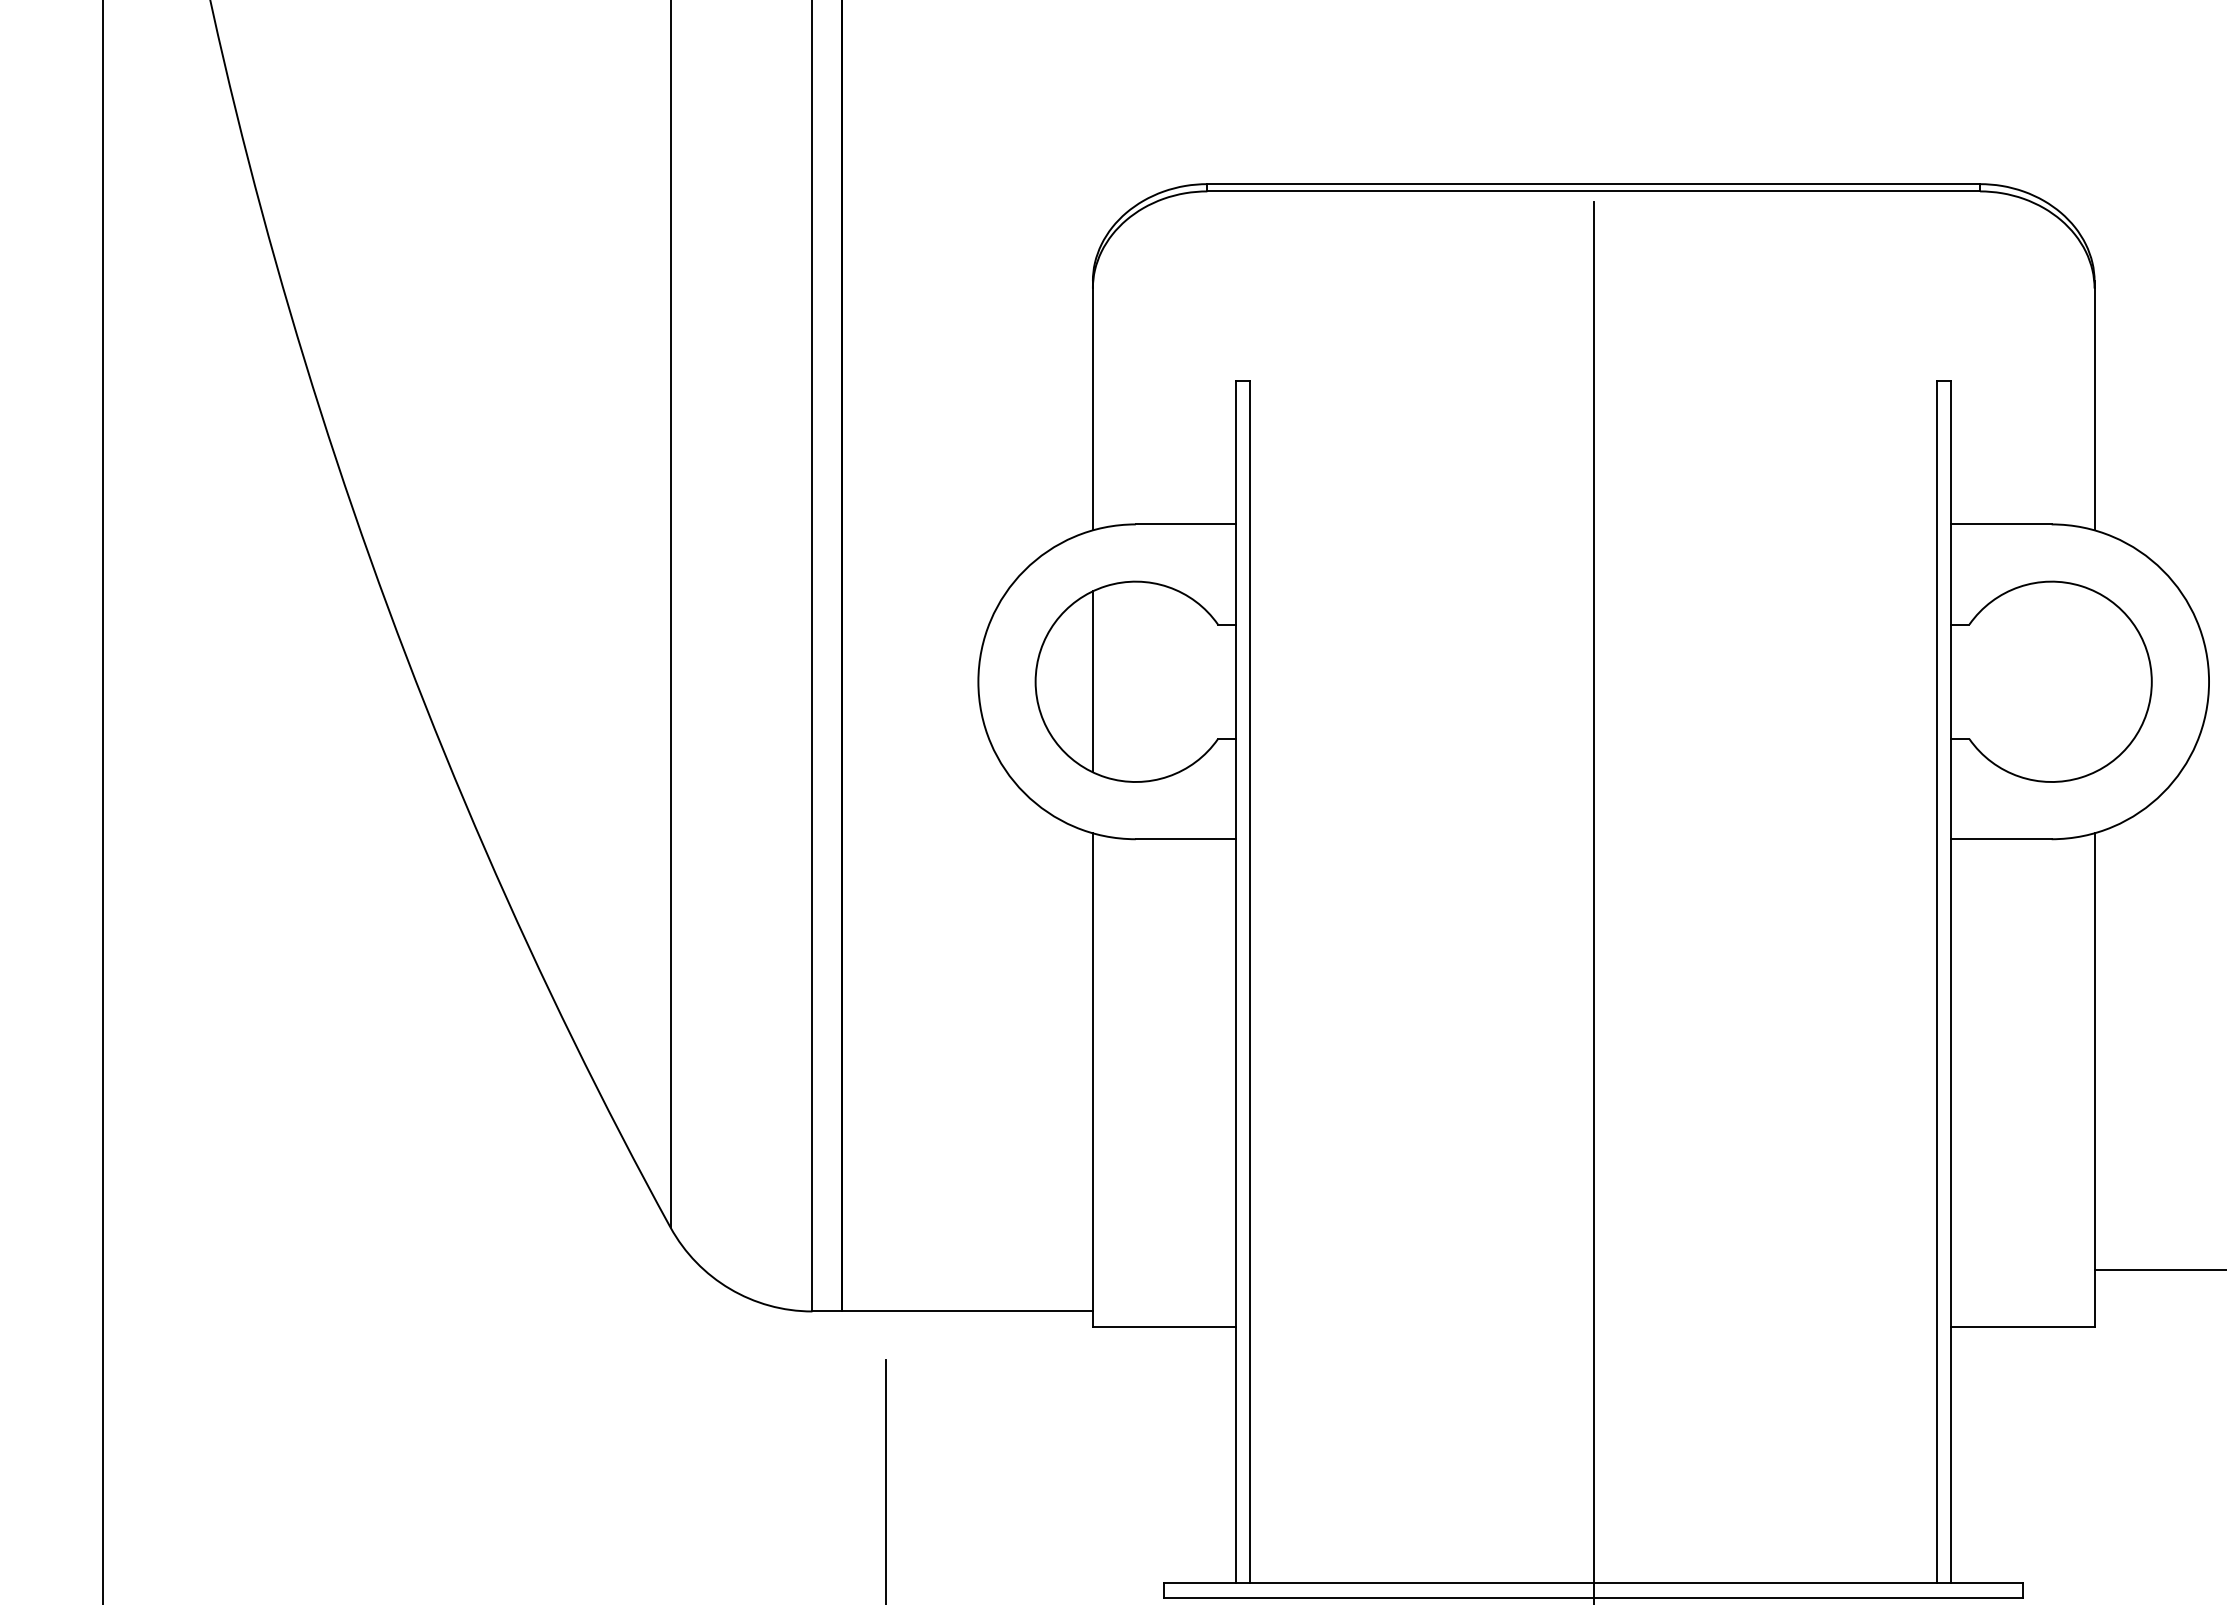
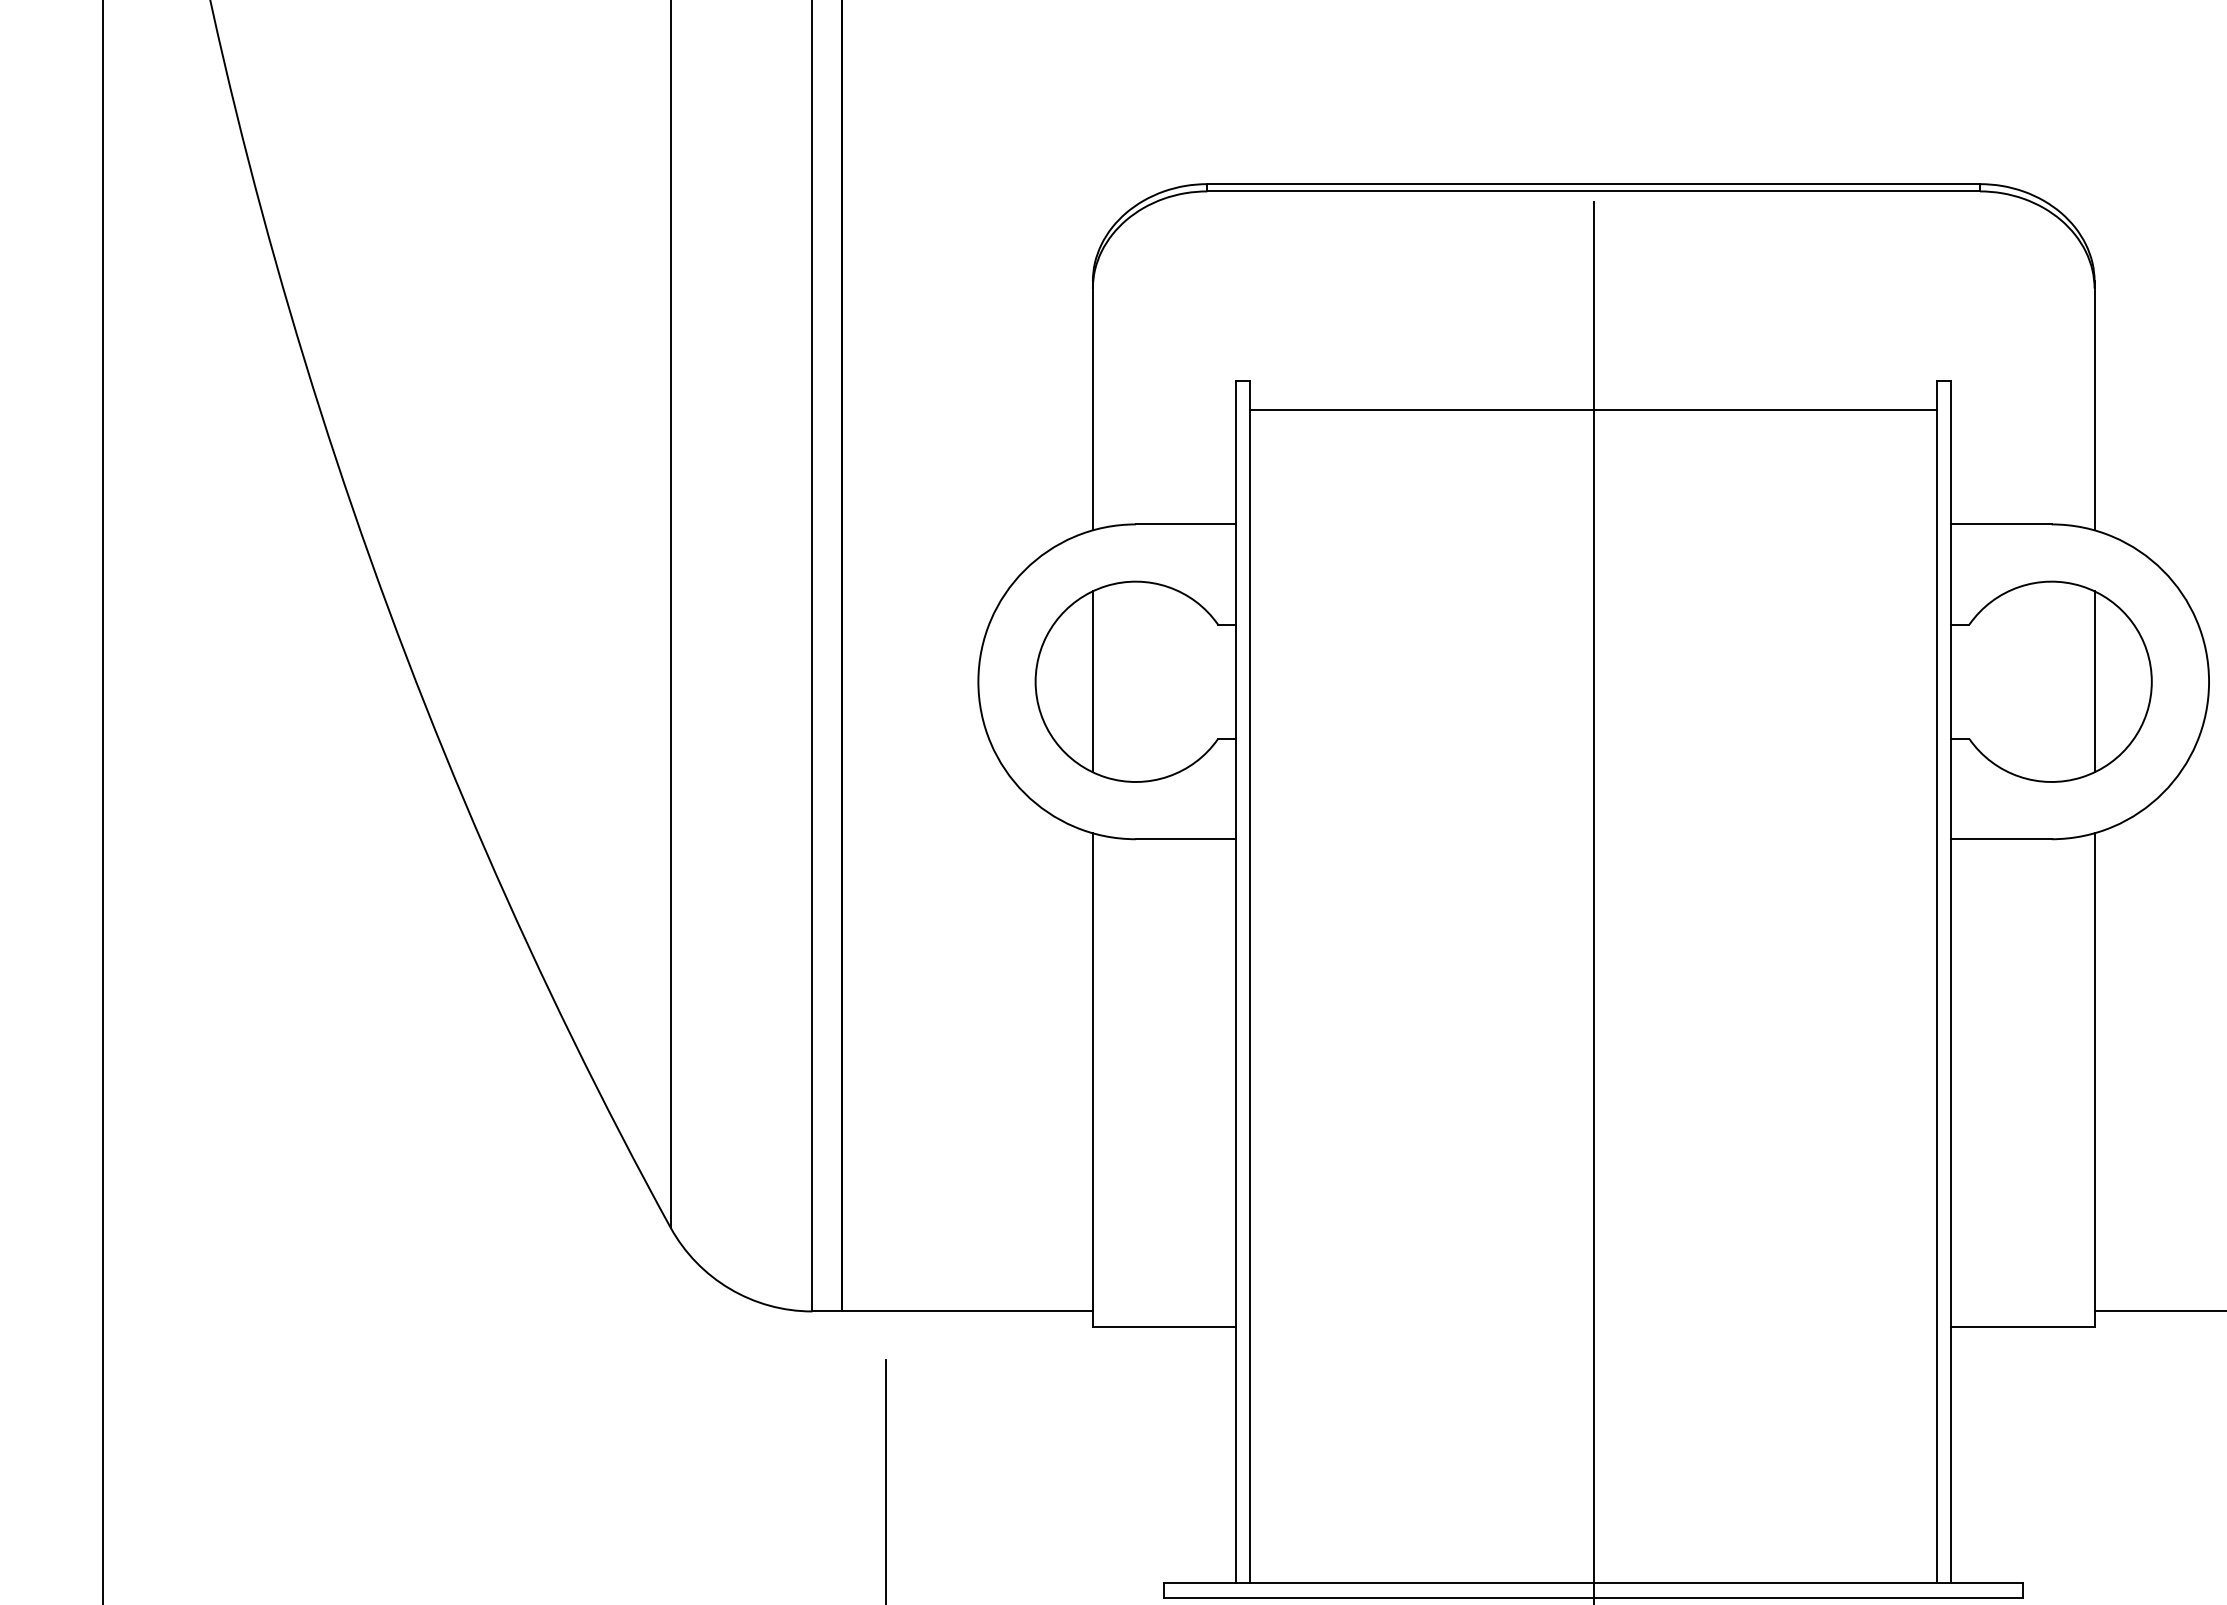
line: none -> present (1593, 409)
line: none -> present (2094, 681)
line position: (2158, 1270) -> (2158, 1311) (2158, 1311)
